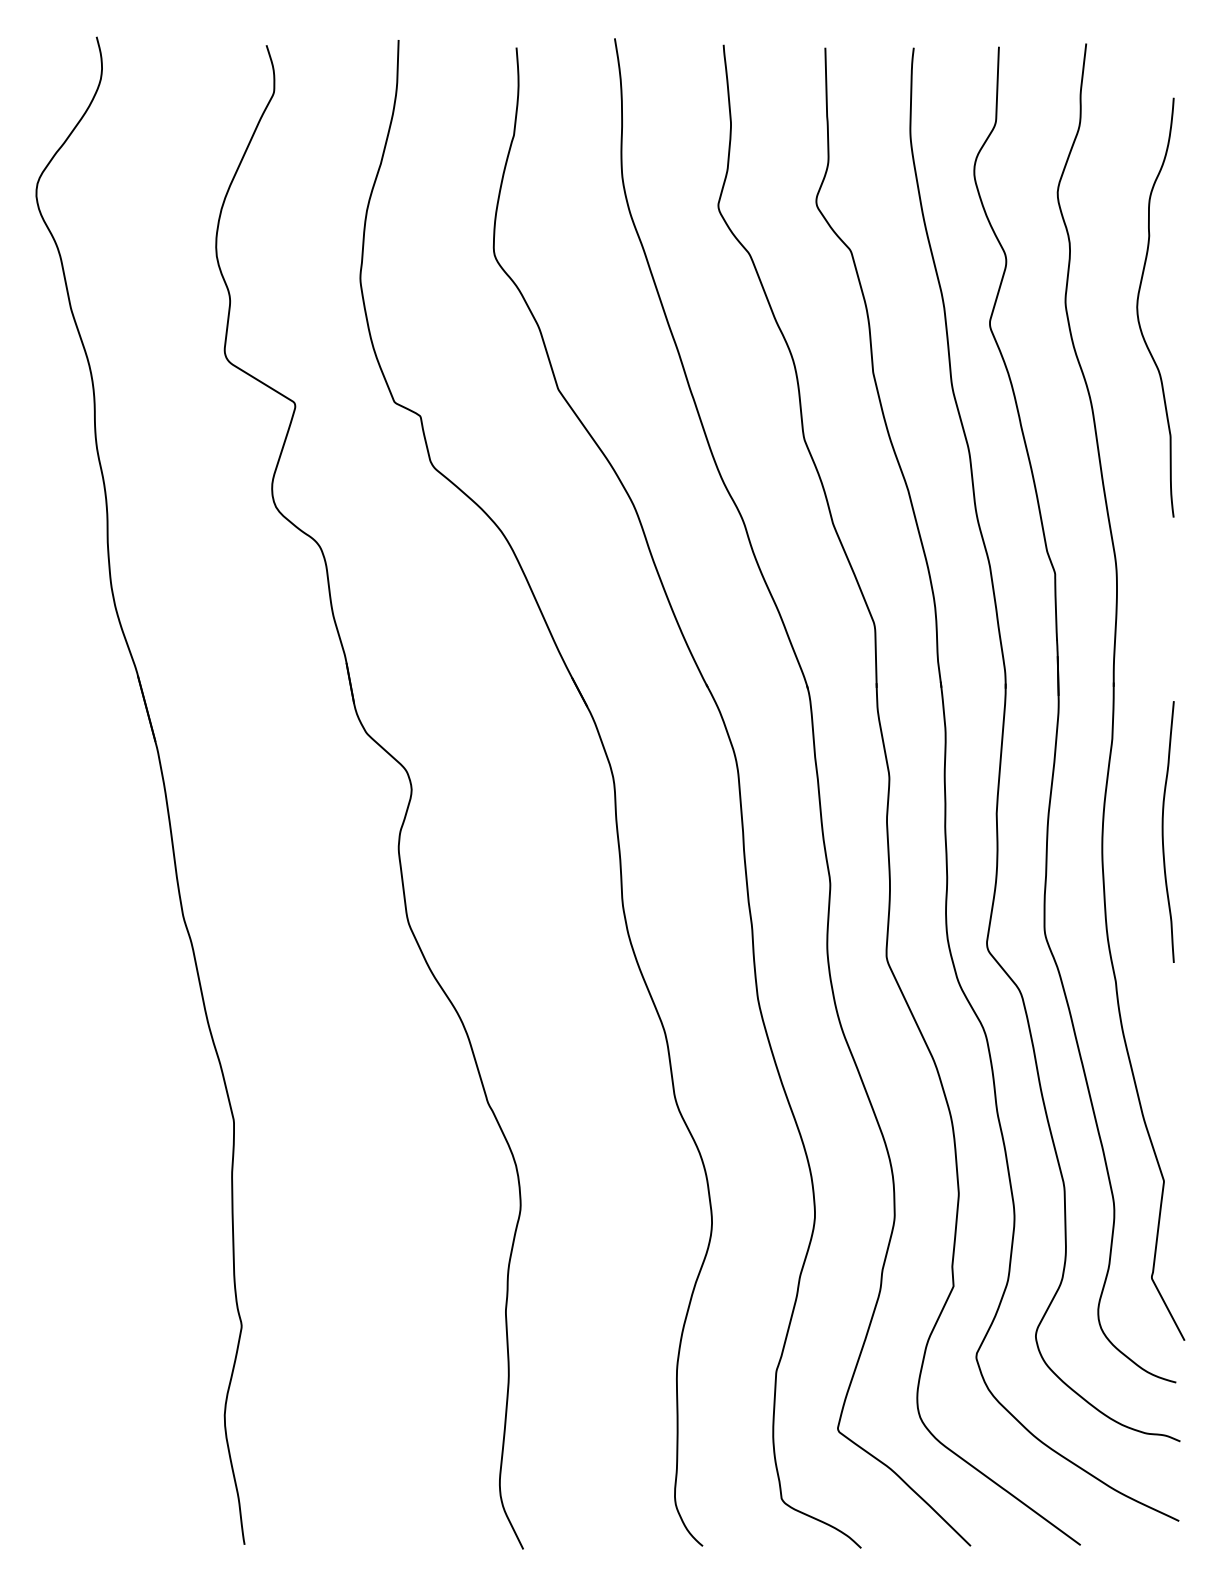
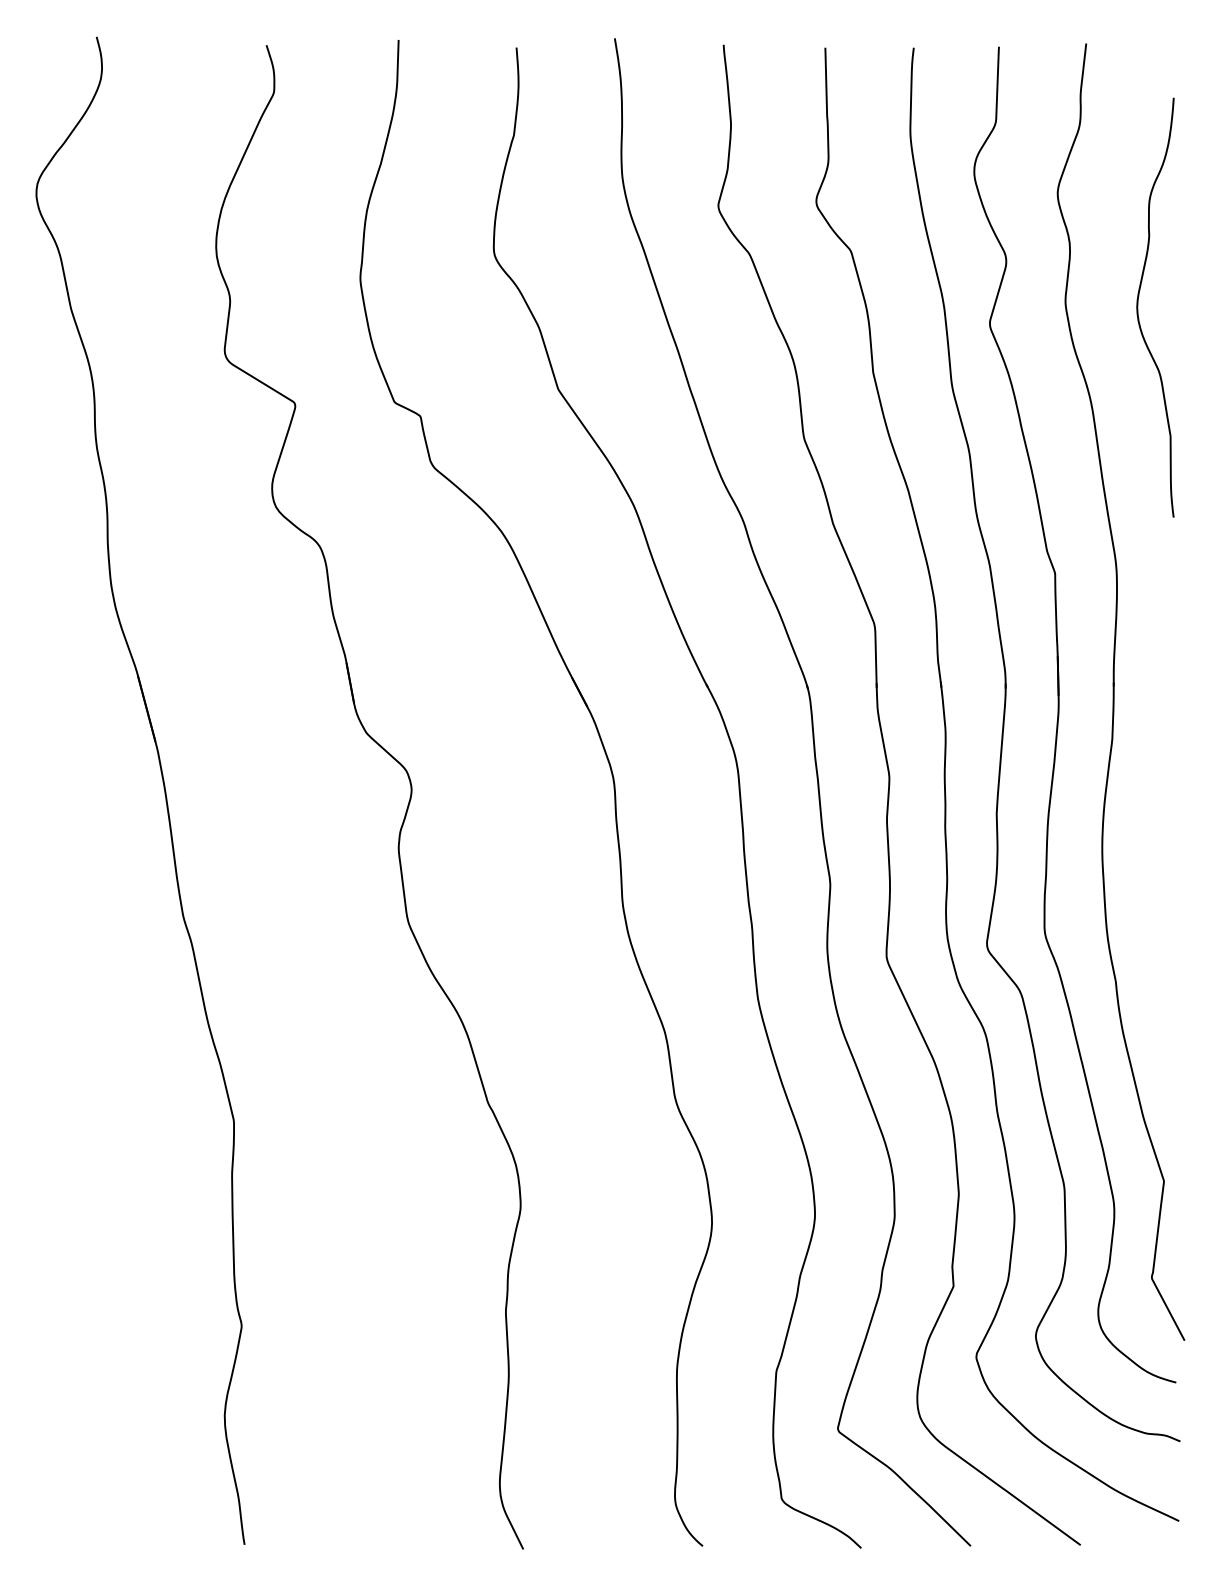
curve: present -> none (1163, 831)
